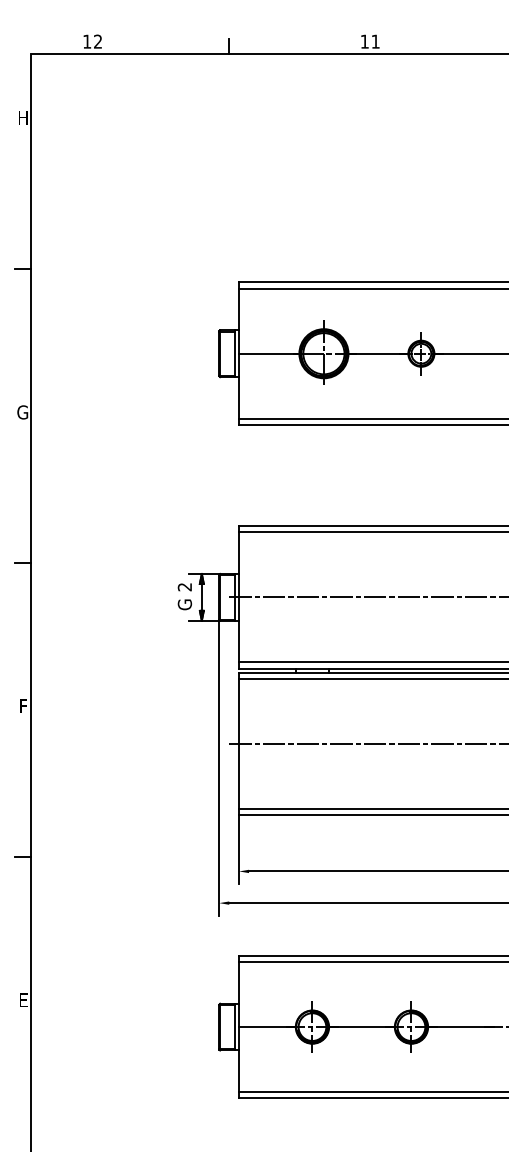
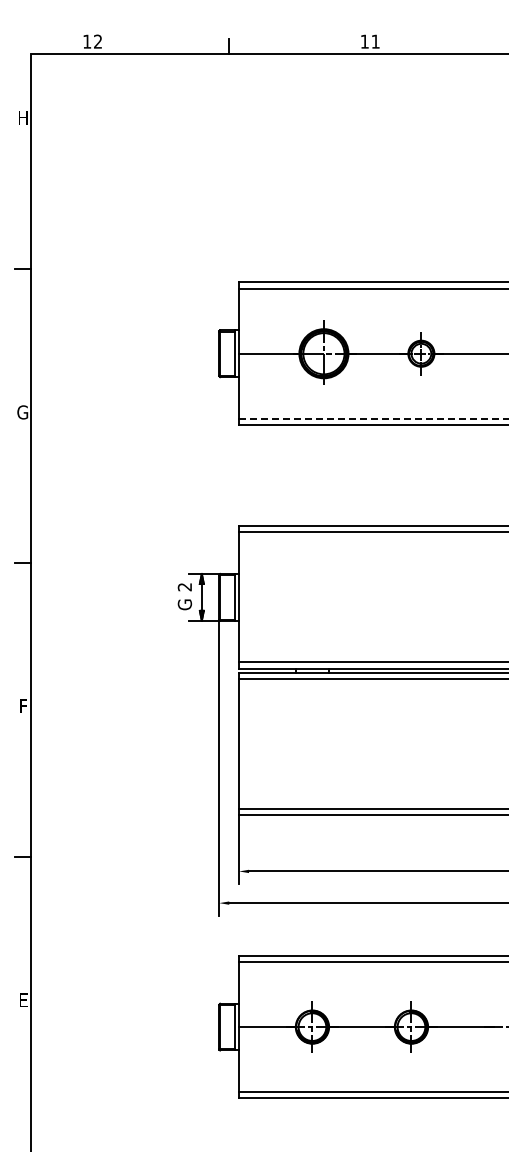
line: solid -> dashed (374, 418)
line: present -> none (367, 597)
line: present -> none (367, 743)
